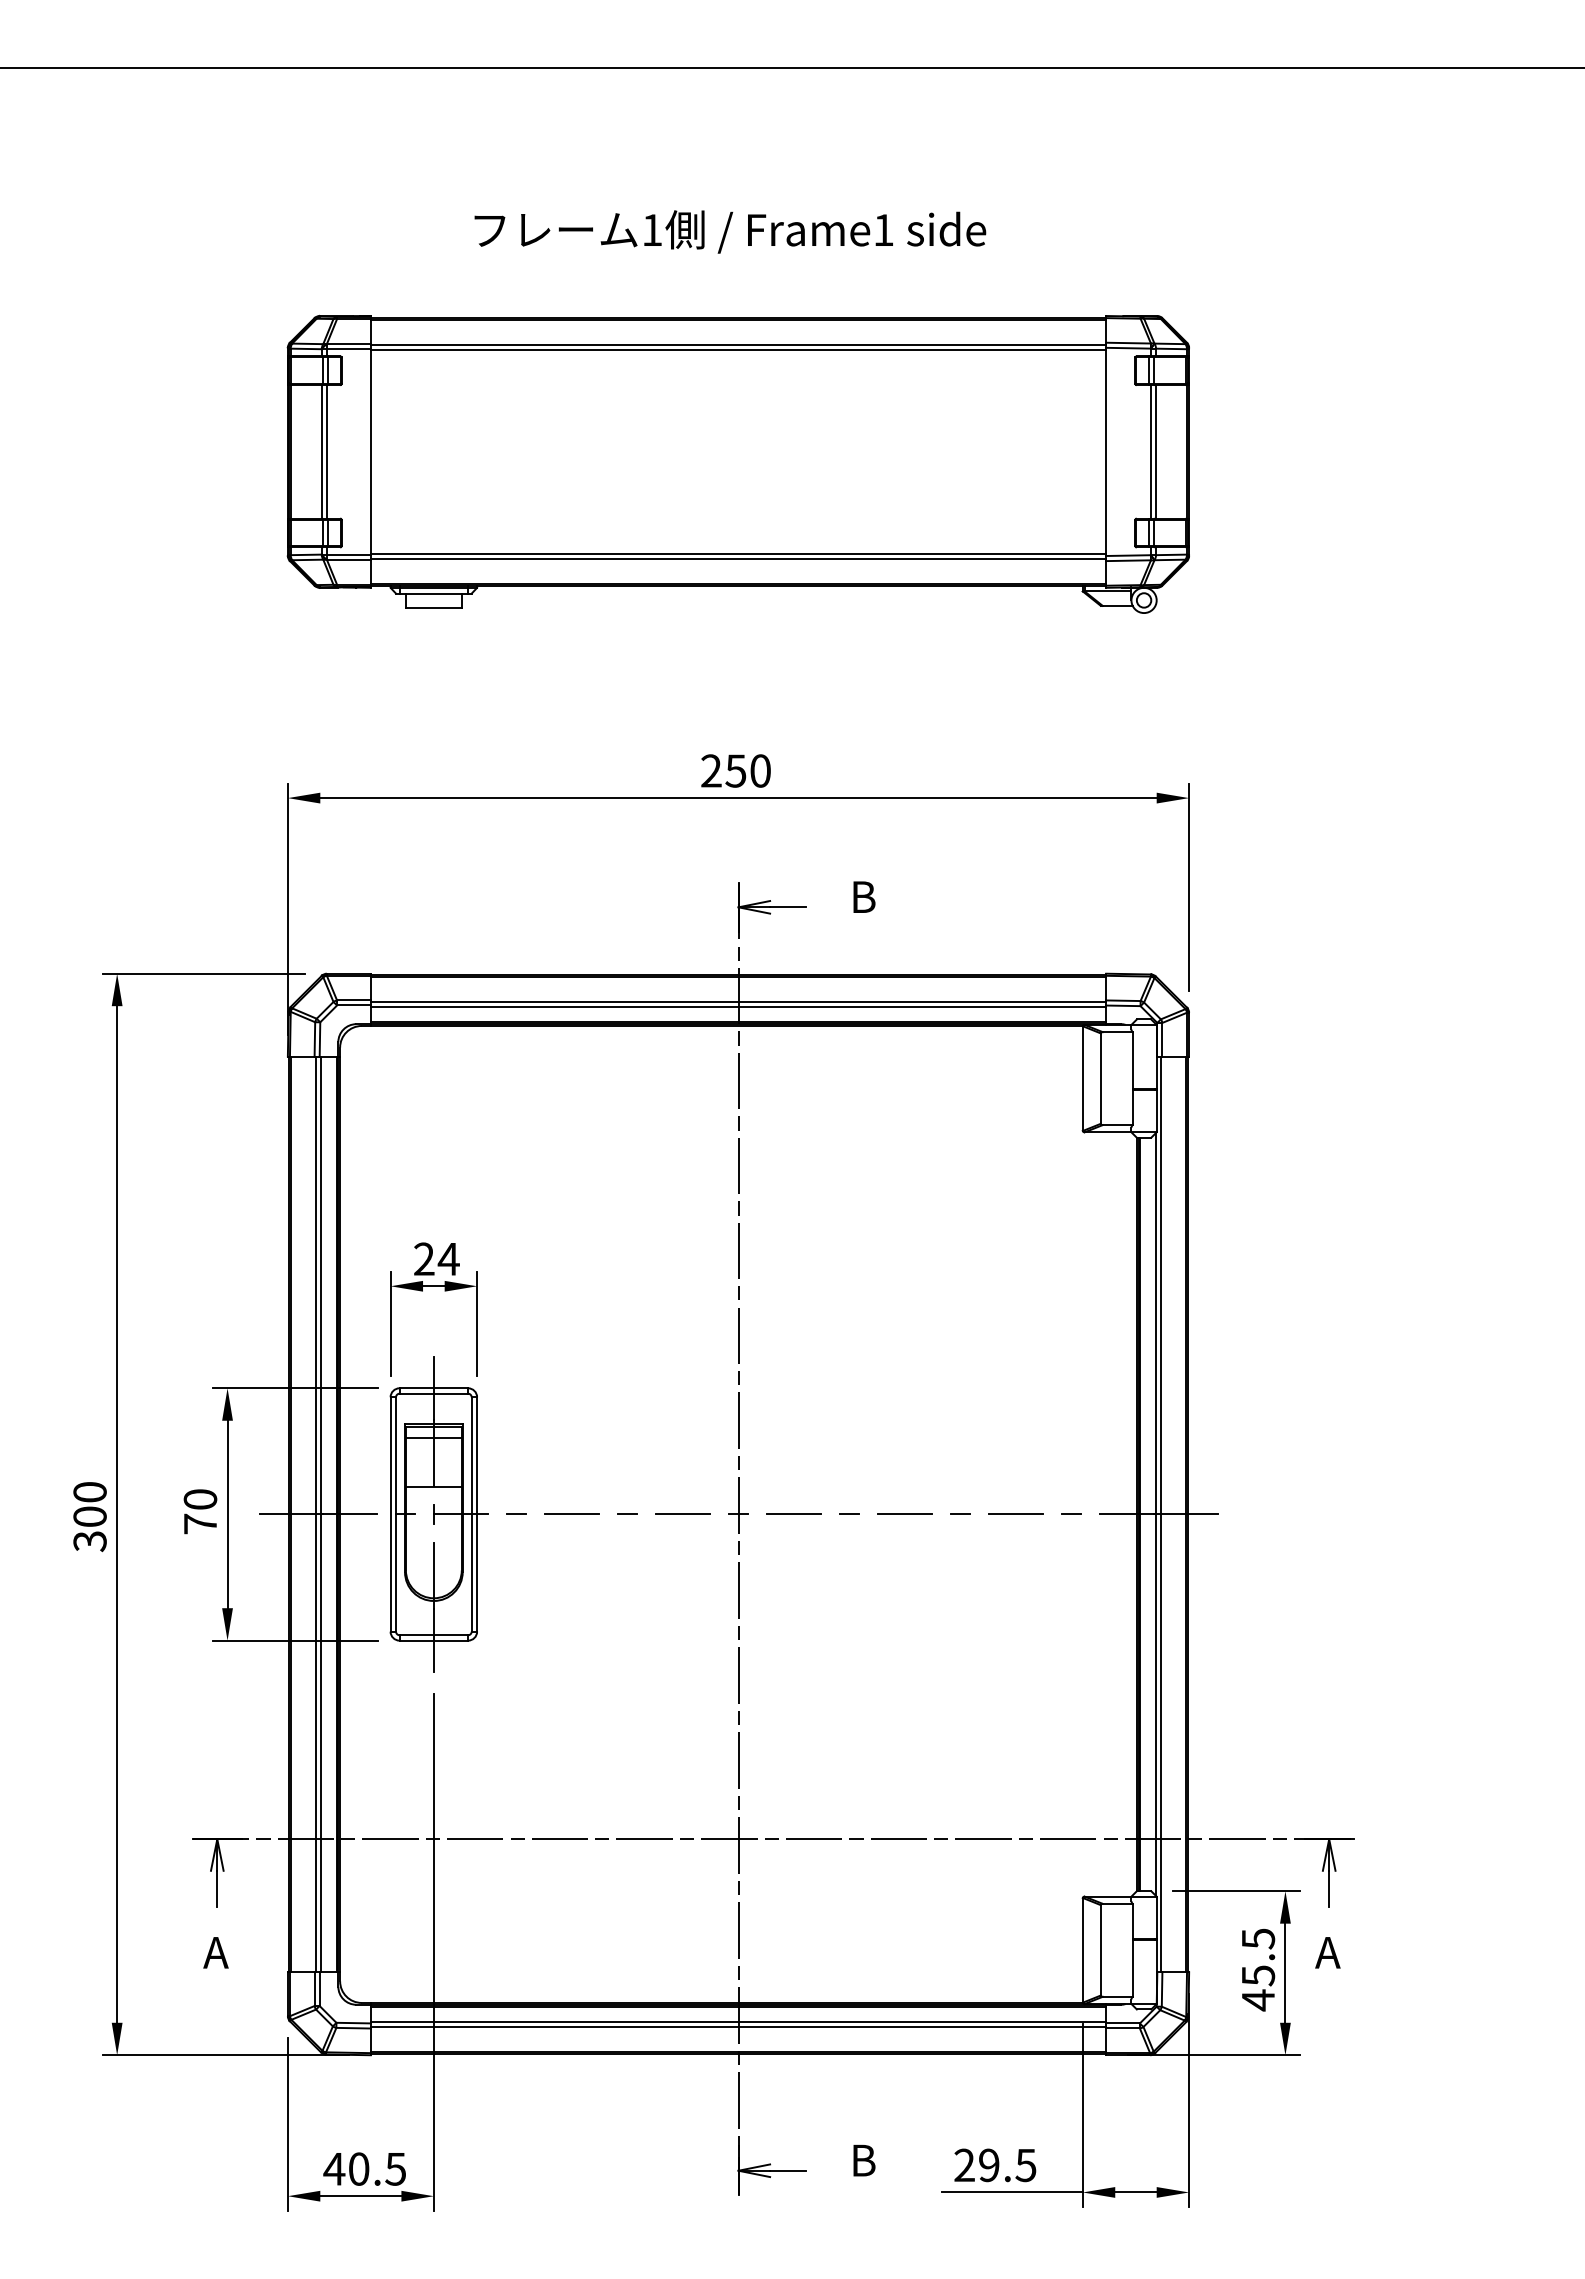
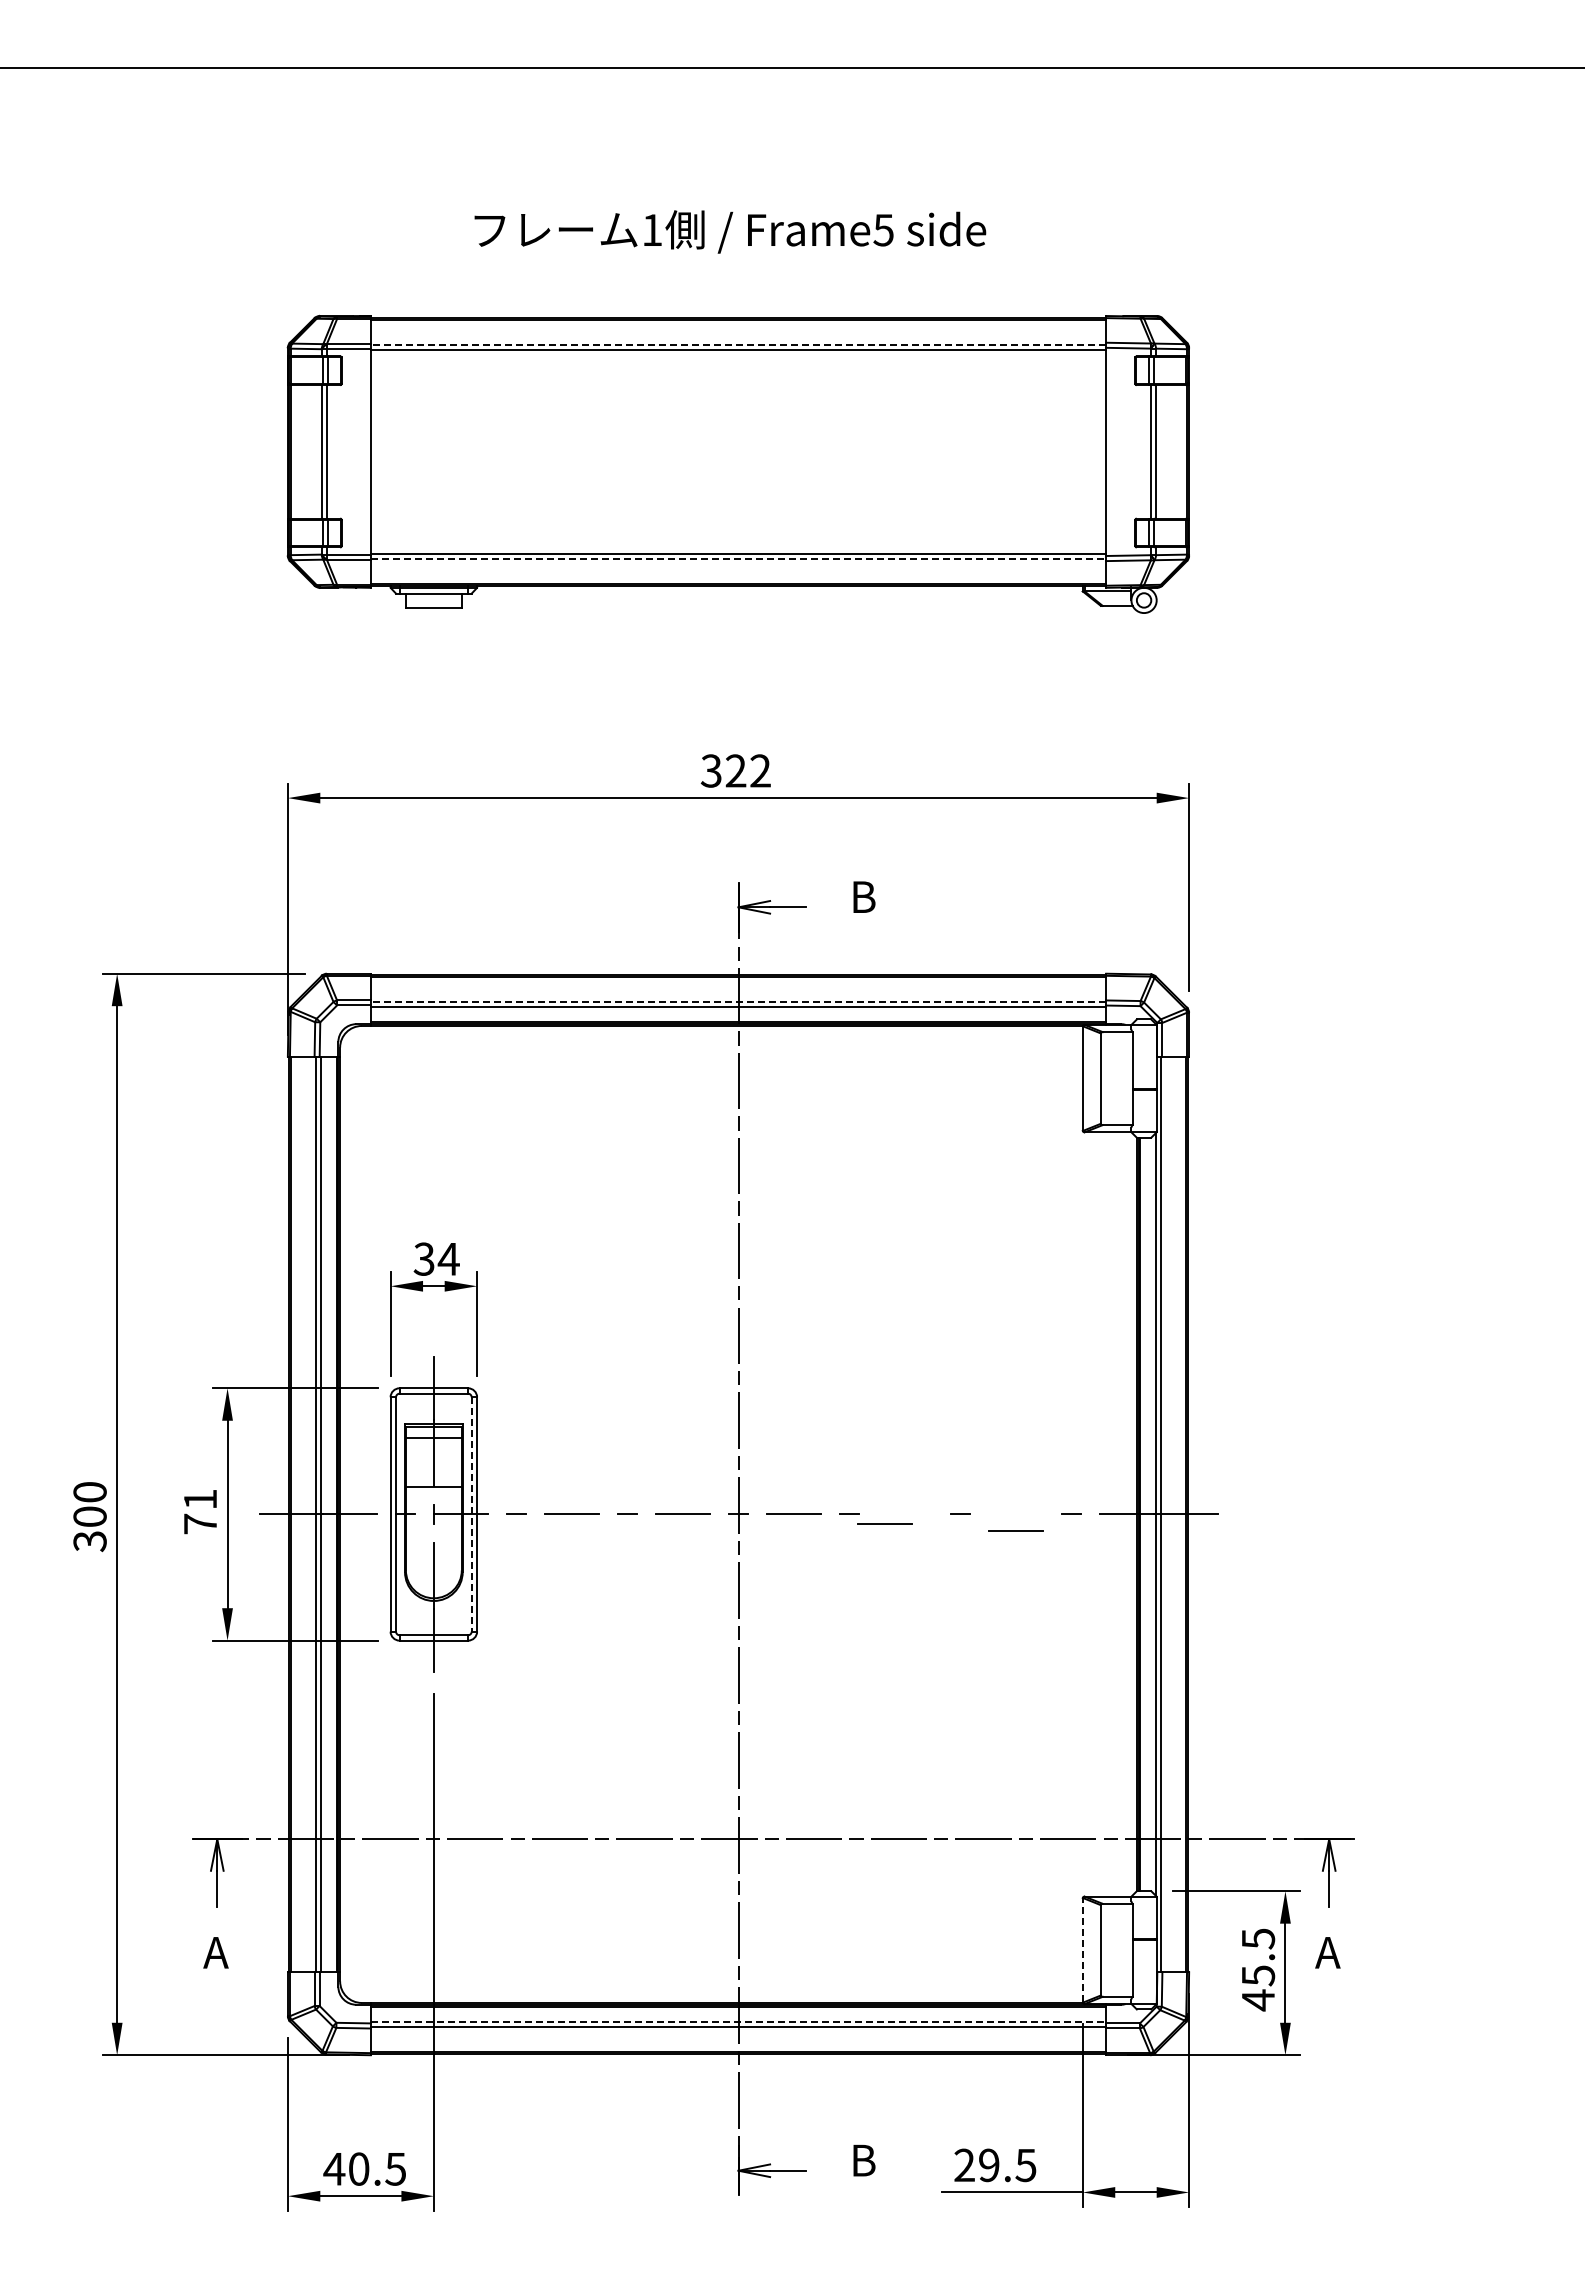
text: Frame1 -> Frame5 (883, 230)
line: solid -> dashed (738, 344)
line: solid -> dashed (738, 559)
text: 250 -> 322 (735, 770)
line: solid -> dashed (738, 1001)
text: 24 -> 34 (423, 1259)
text: 70 -> 71 (200, 1499)
line position: (904, 1513) -> (884, 1523) (884, 1523)
line position: (1015, 1513) -> (1015, 1530) (1015, 1530)
line: solid -> dashed (471, 1514)
line: solid -> dashed (1082, 1950)
line: solid -> dashed (738, 2022)
